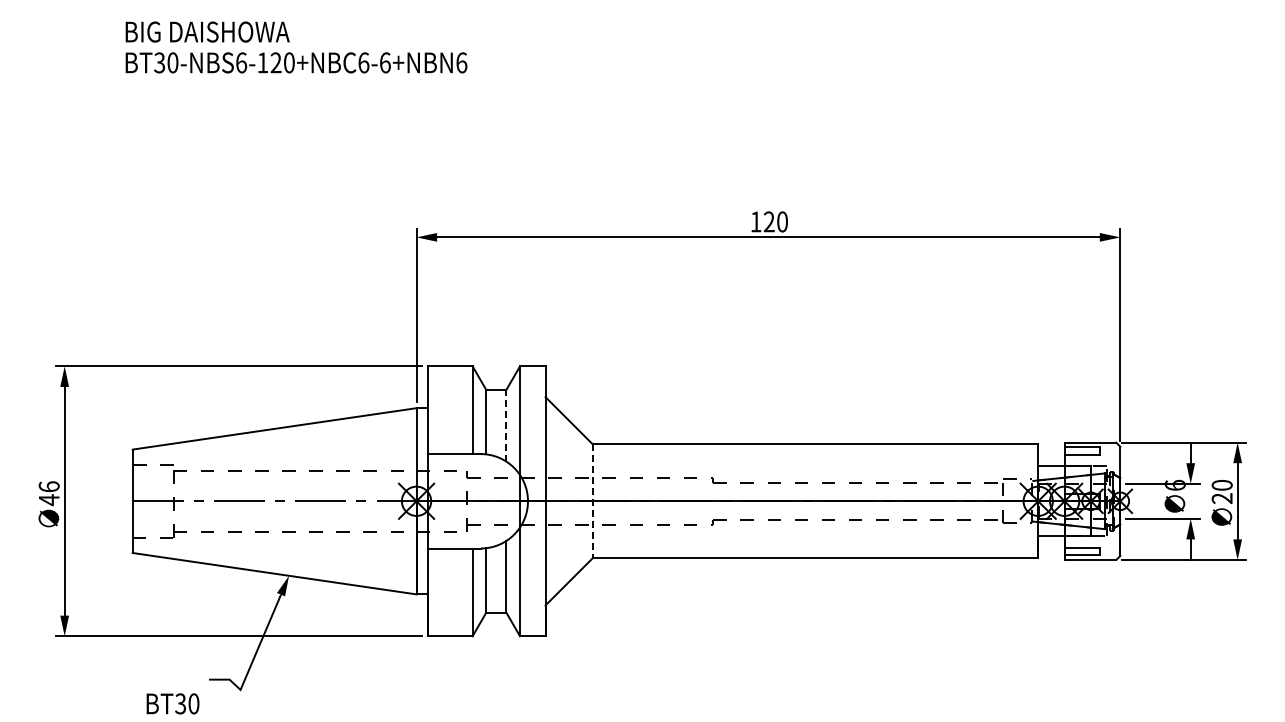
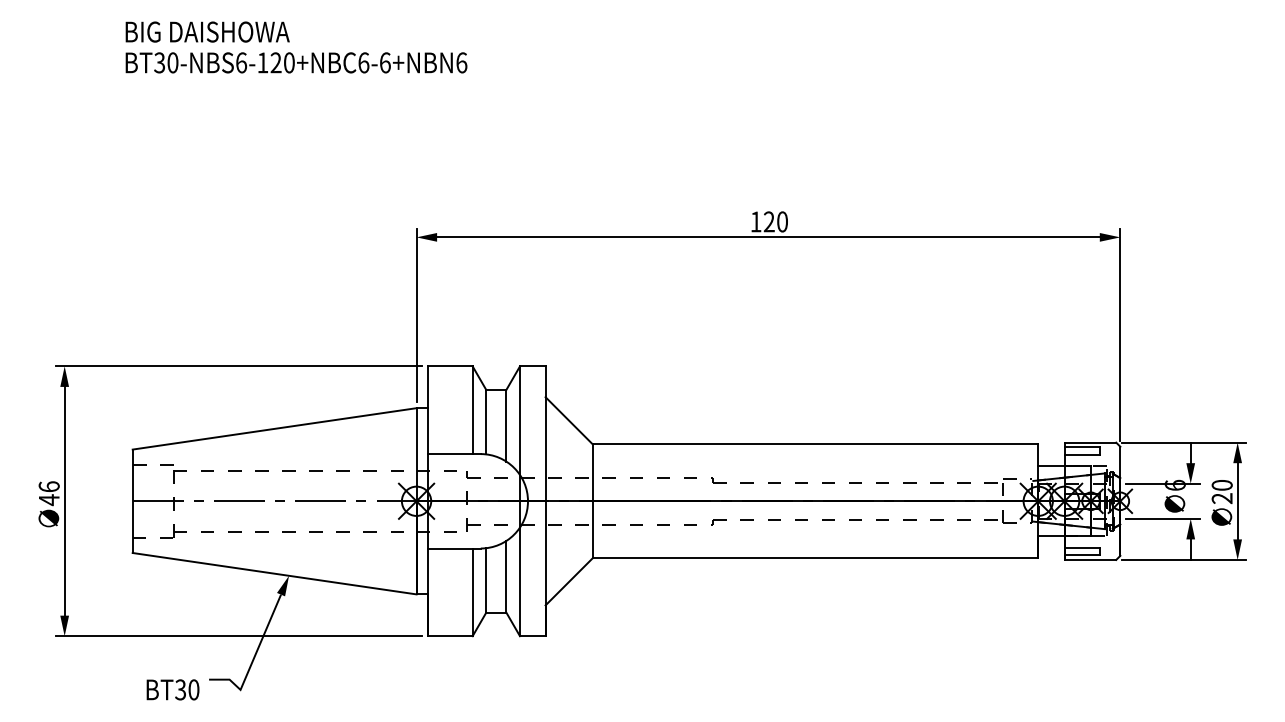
line: dashed -> solid (506, 425)
line: dashed -> solid (592, 501)
text position: (172, 703) -> (172, 689) (172, 689)
